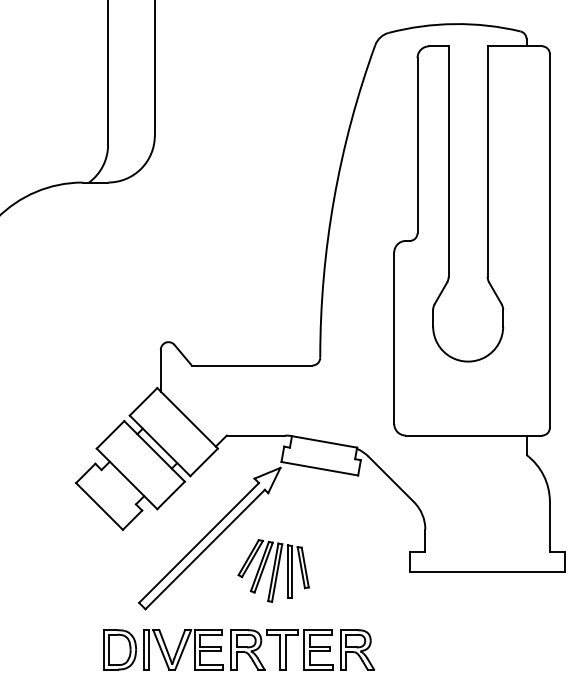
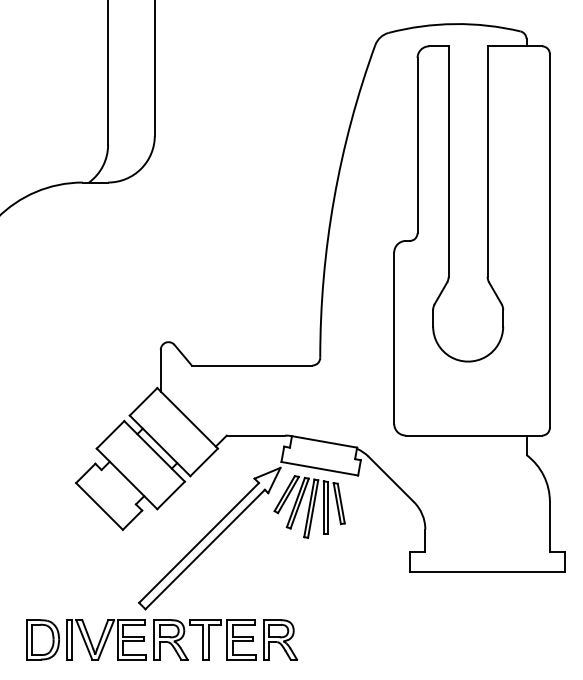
part position: (273, 570) -> (309, 506) (309, 506)
part position: (239, 649) -> (162, 639) (162, 639)
